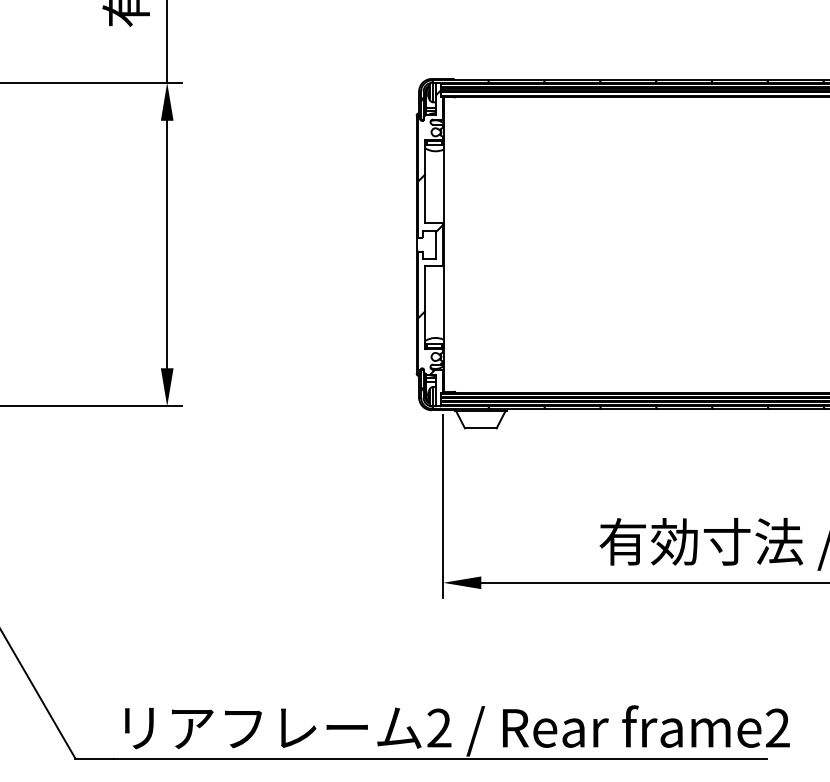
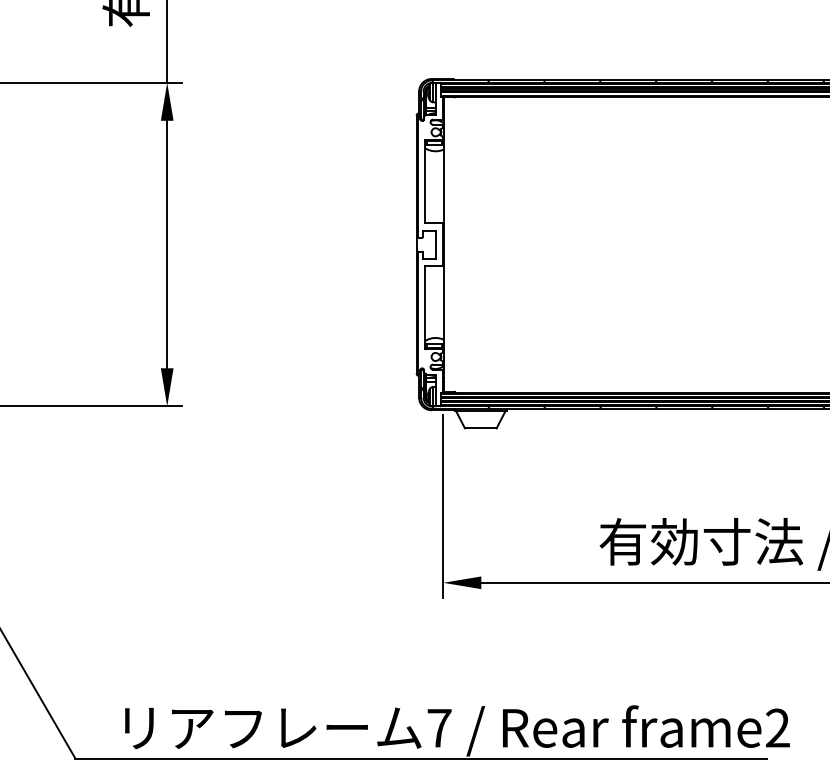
hatch: present -> none (430, 232)
text: 2 -> 7 (439, 727)
